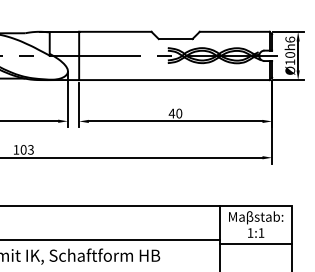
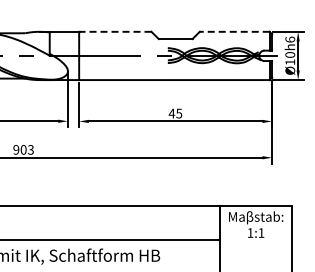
line: solid -> dashed (114, 31)
line: solid -> dashed (234, 31)
text: 40 -> 45 (179, 113)
text: 103 -> 903 (16, 149)
line: present -> none (255, 244)
